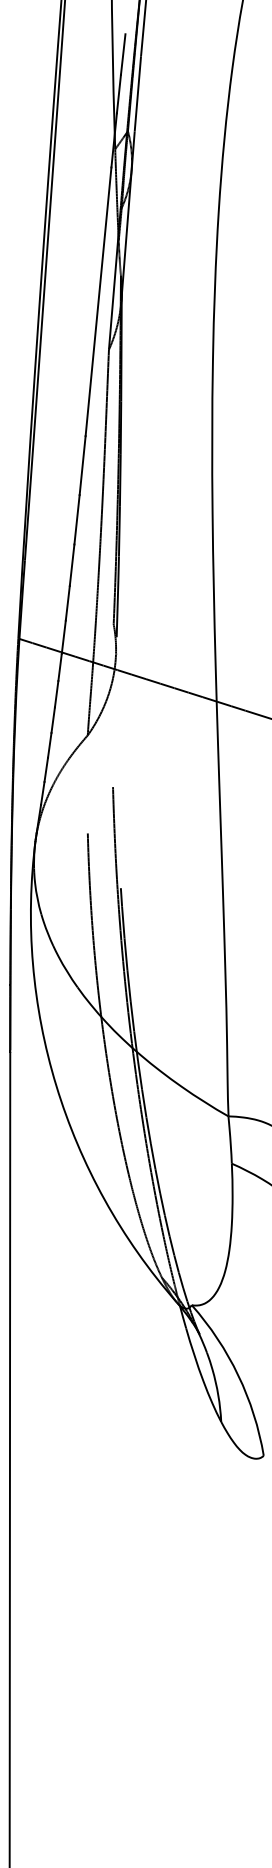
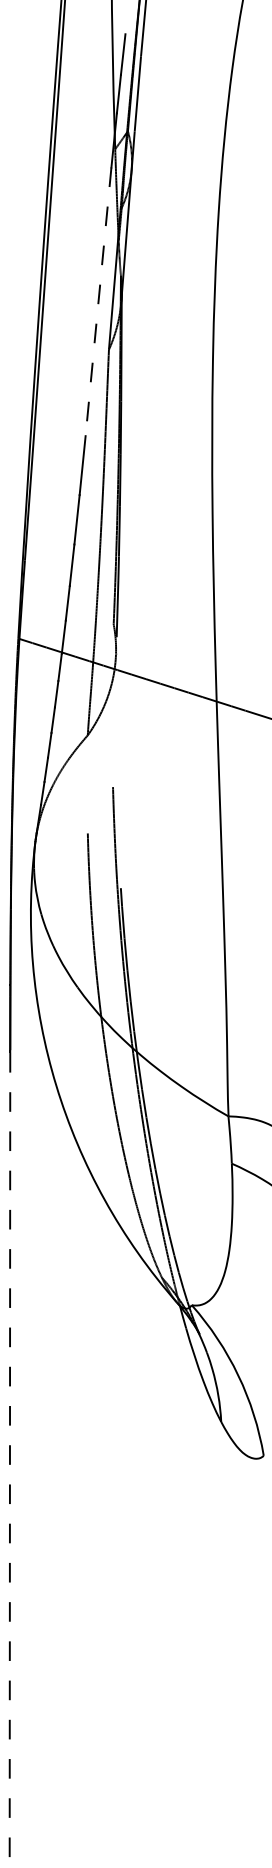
line: solid -> dashed (98, 301)
line: solid -> dashed (9, 1460)
